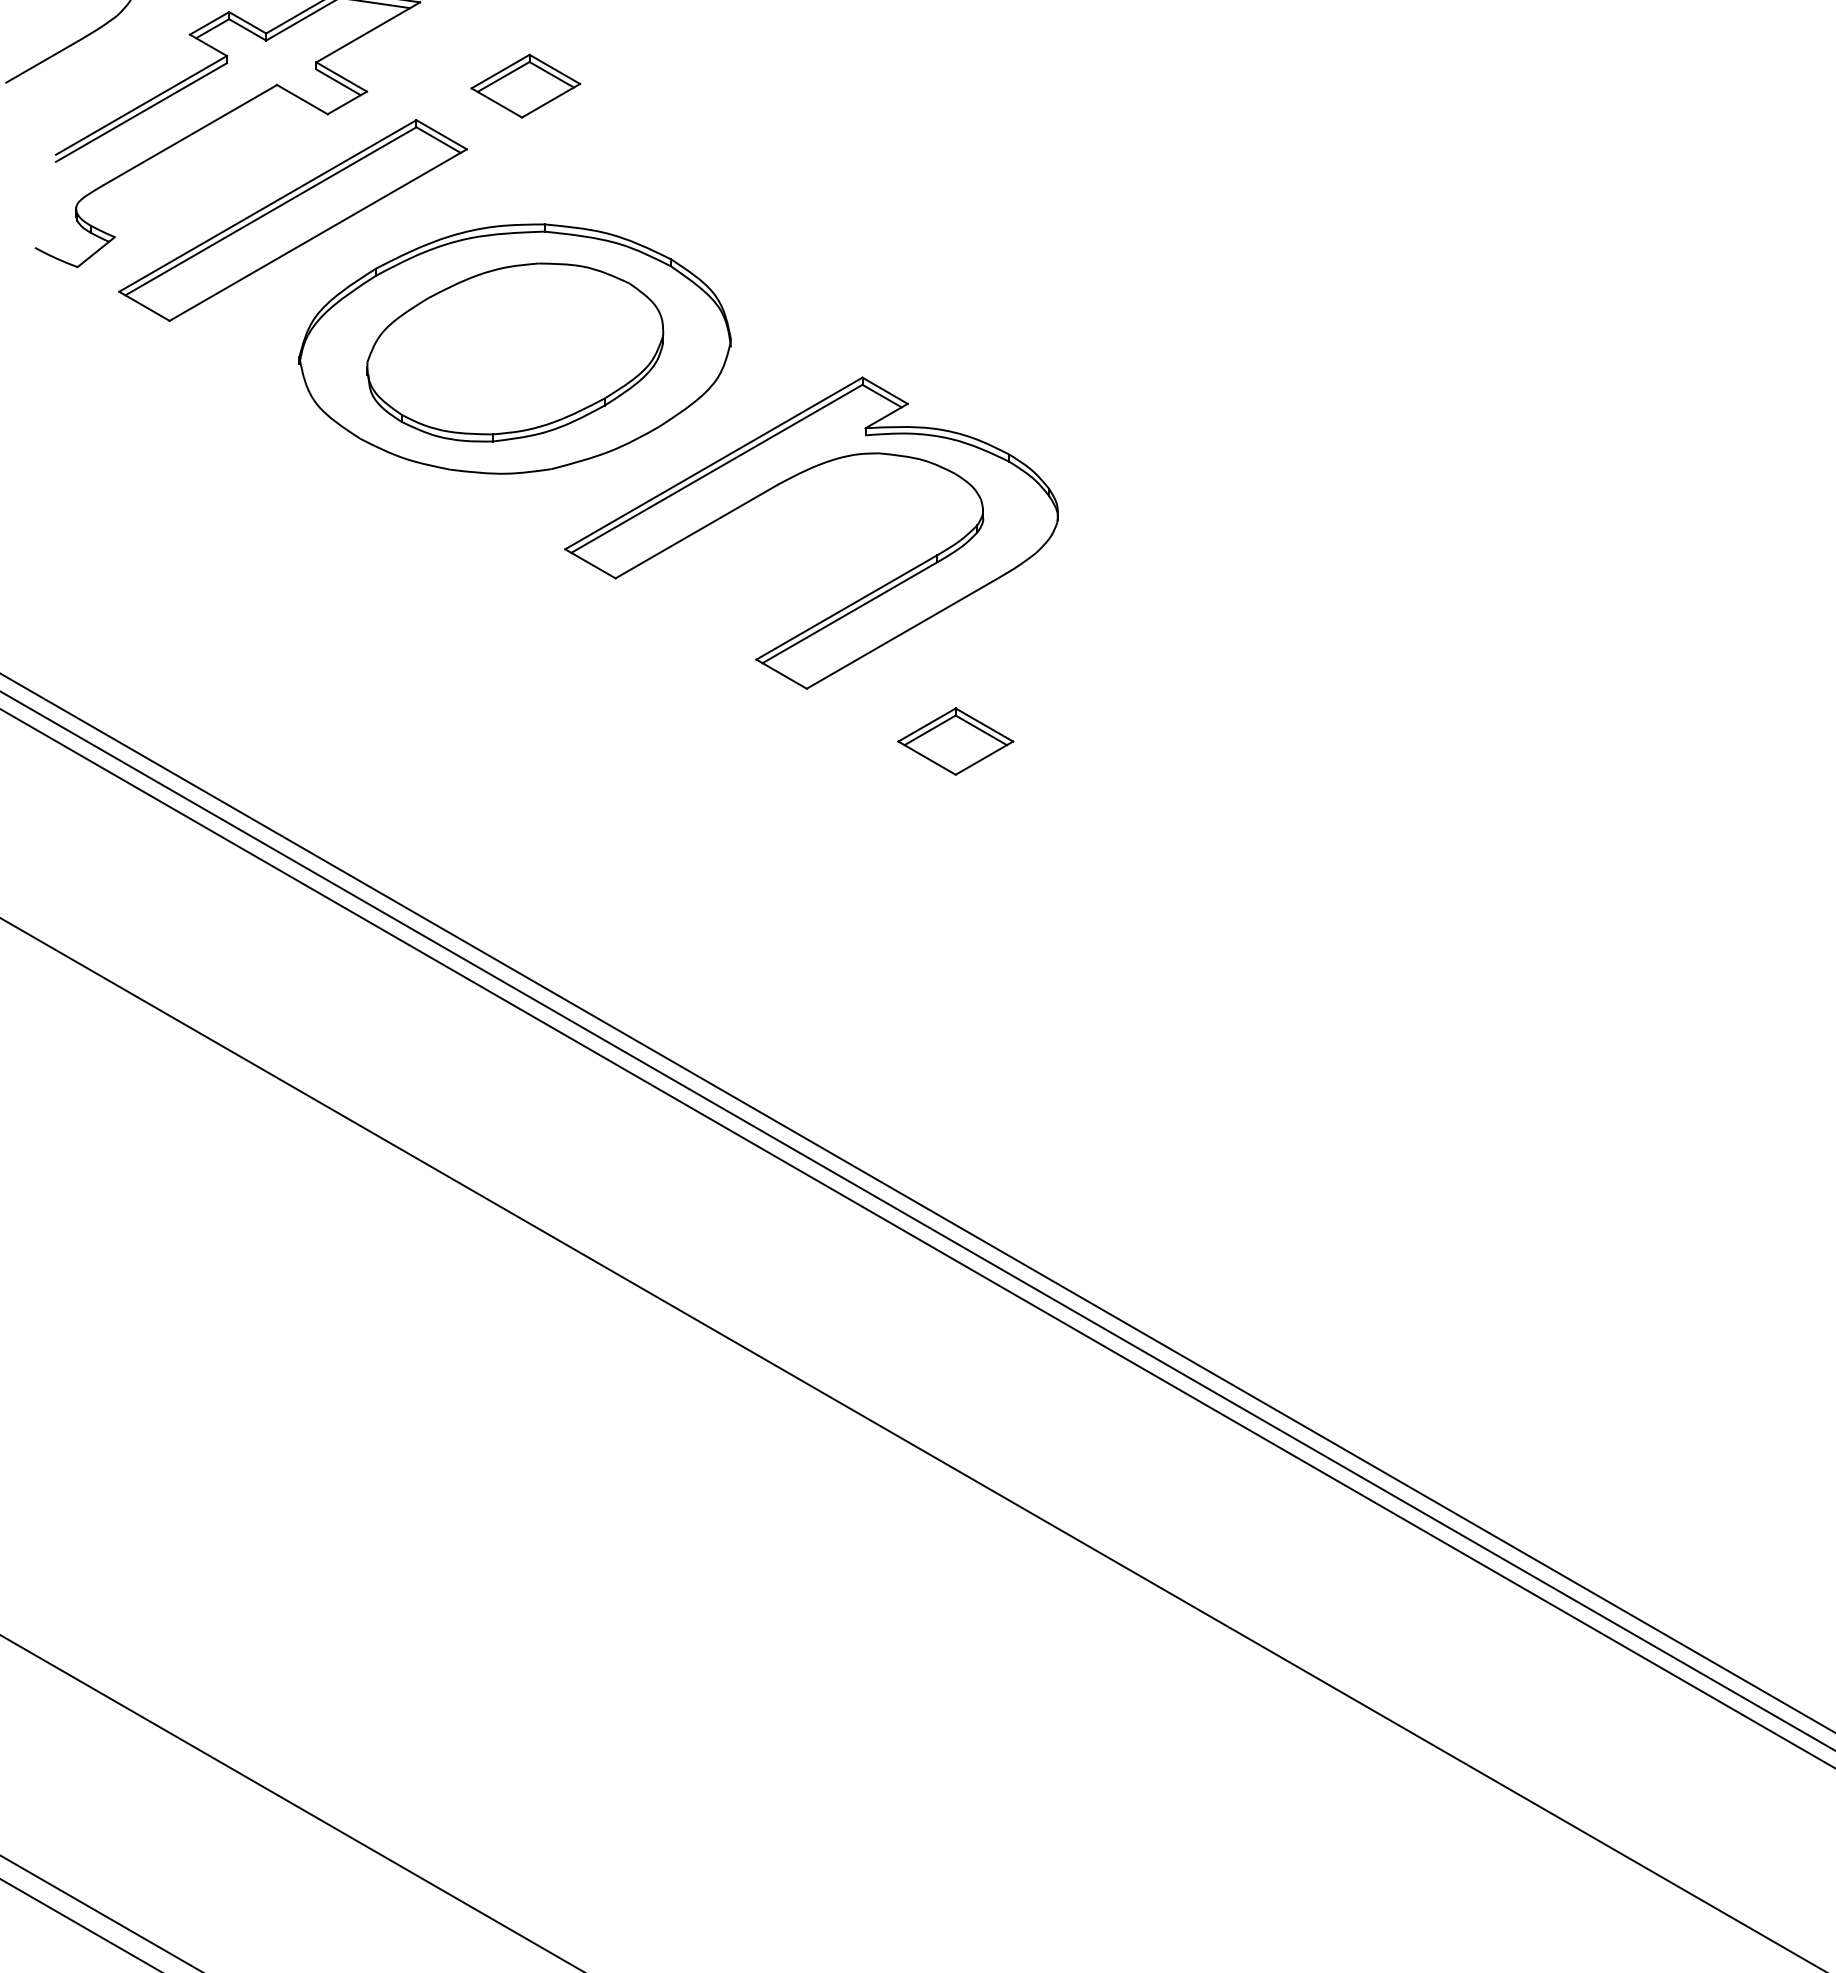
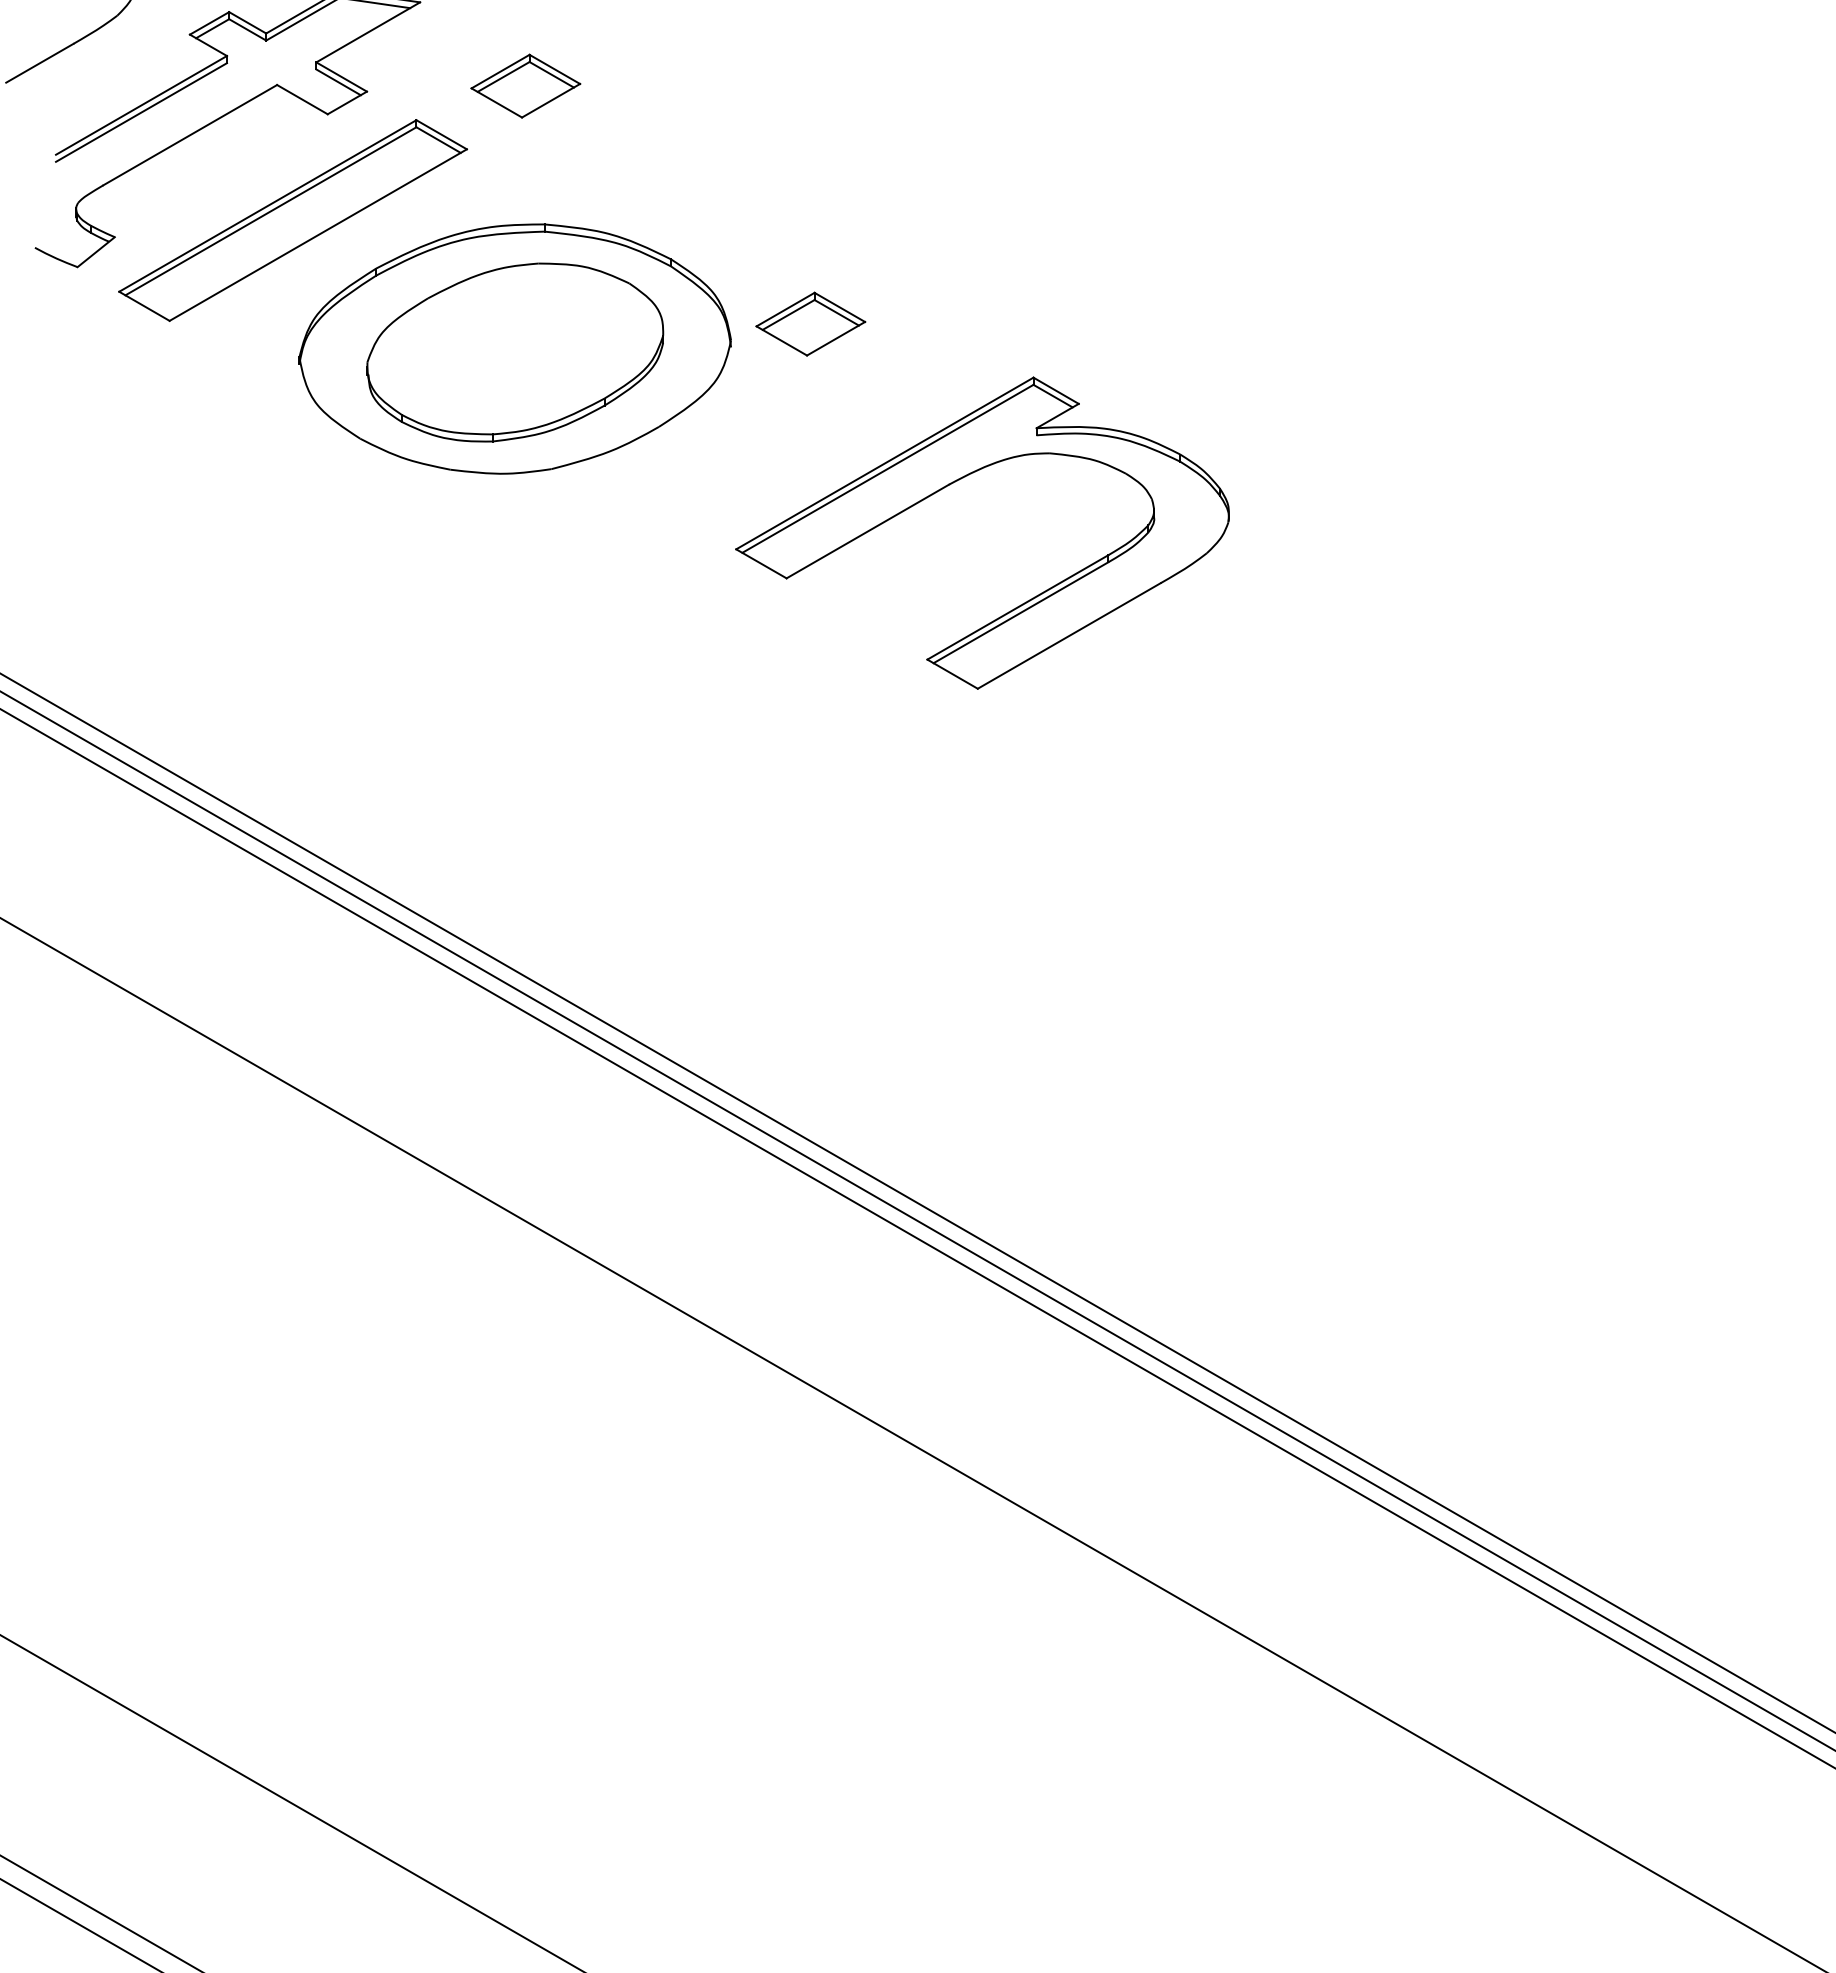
part: none -> present (810, 323)
part position: (786, 481) -> (957, 481) (957, 481)
part: present -> none (955, 741)
